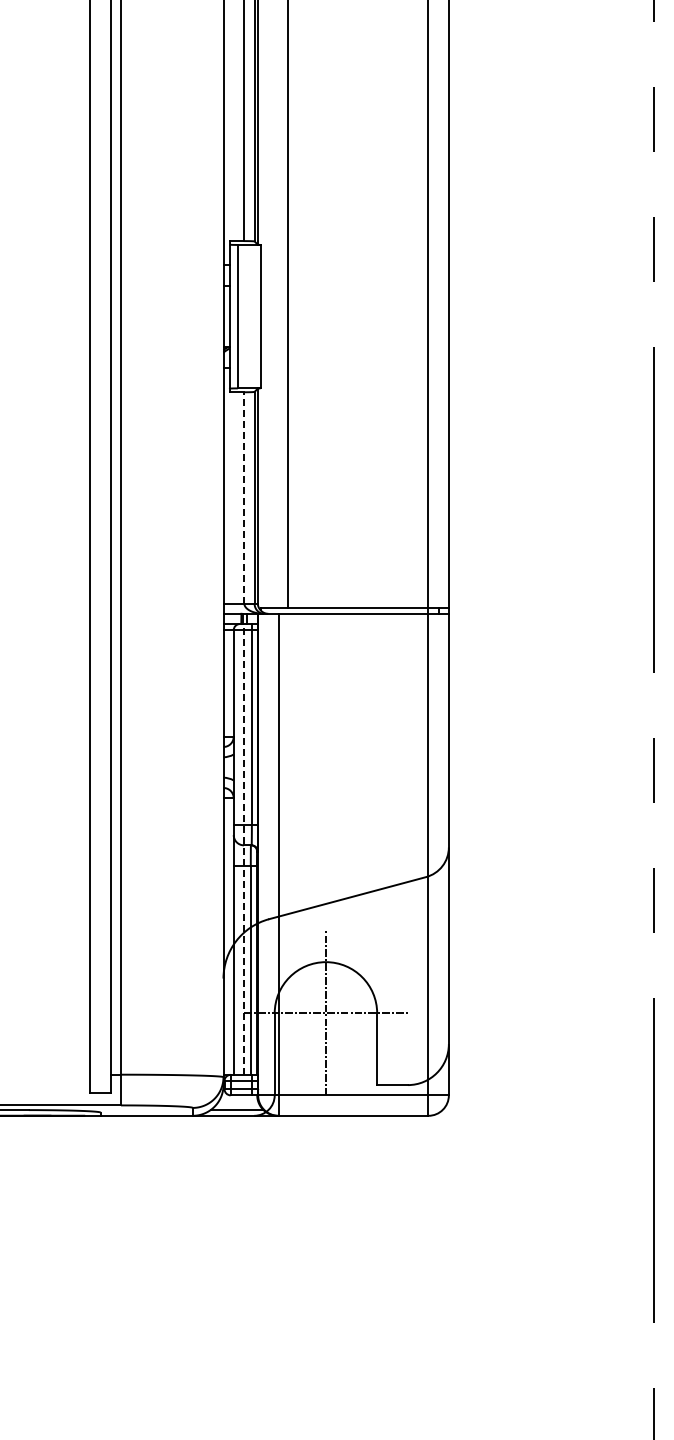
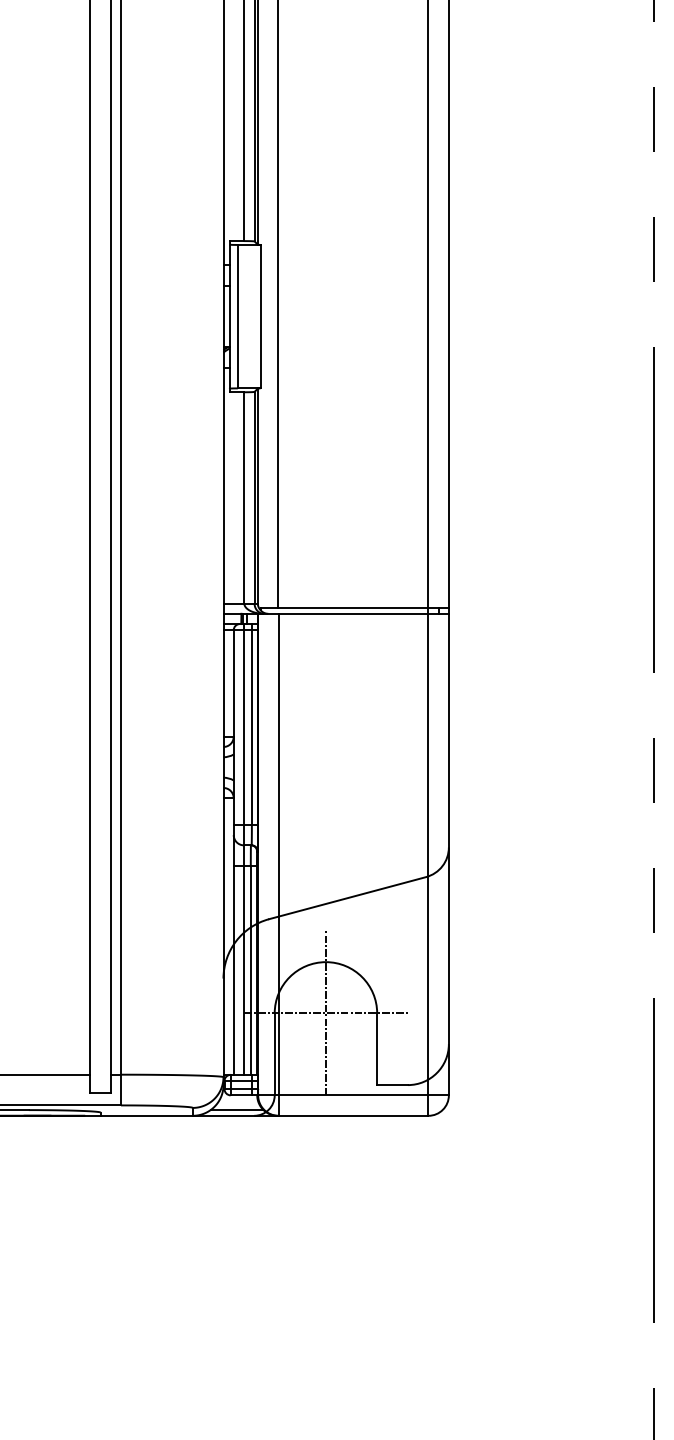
line position: (288, 304) -> (278, 304) (278, 304)
line: dashed -> solid (244, 497)
line: dashed -> solid (243, 848)
line: none -> present (46, 1074)
